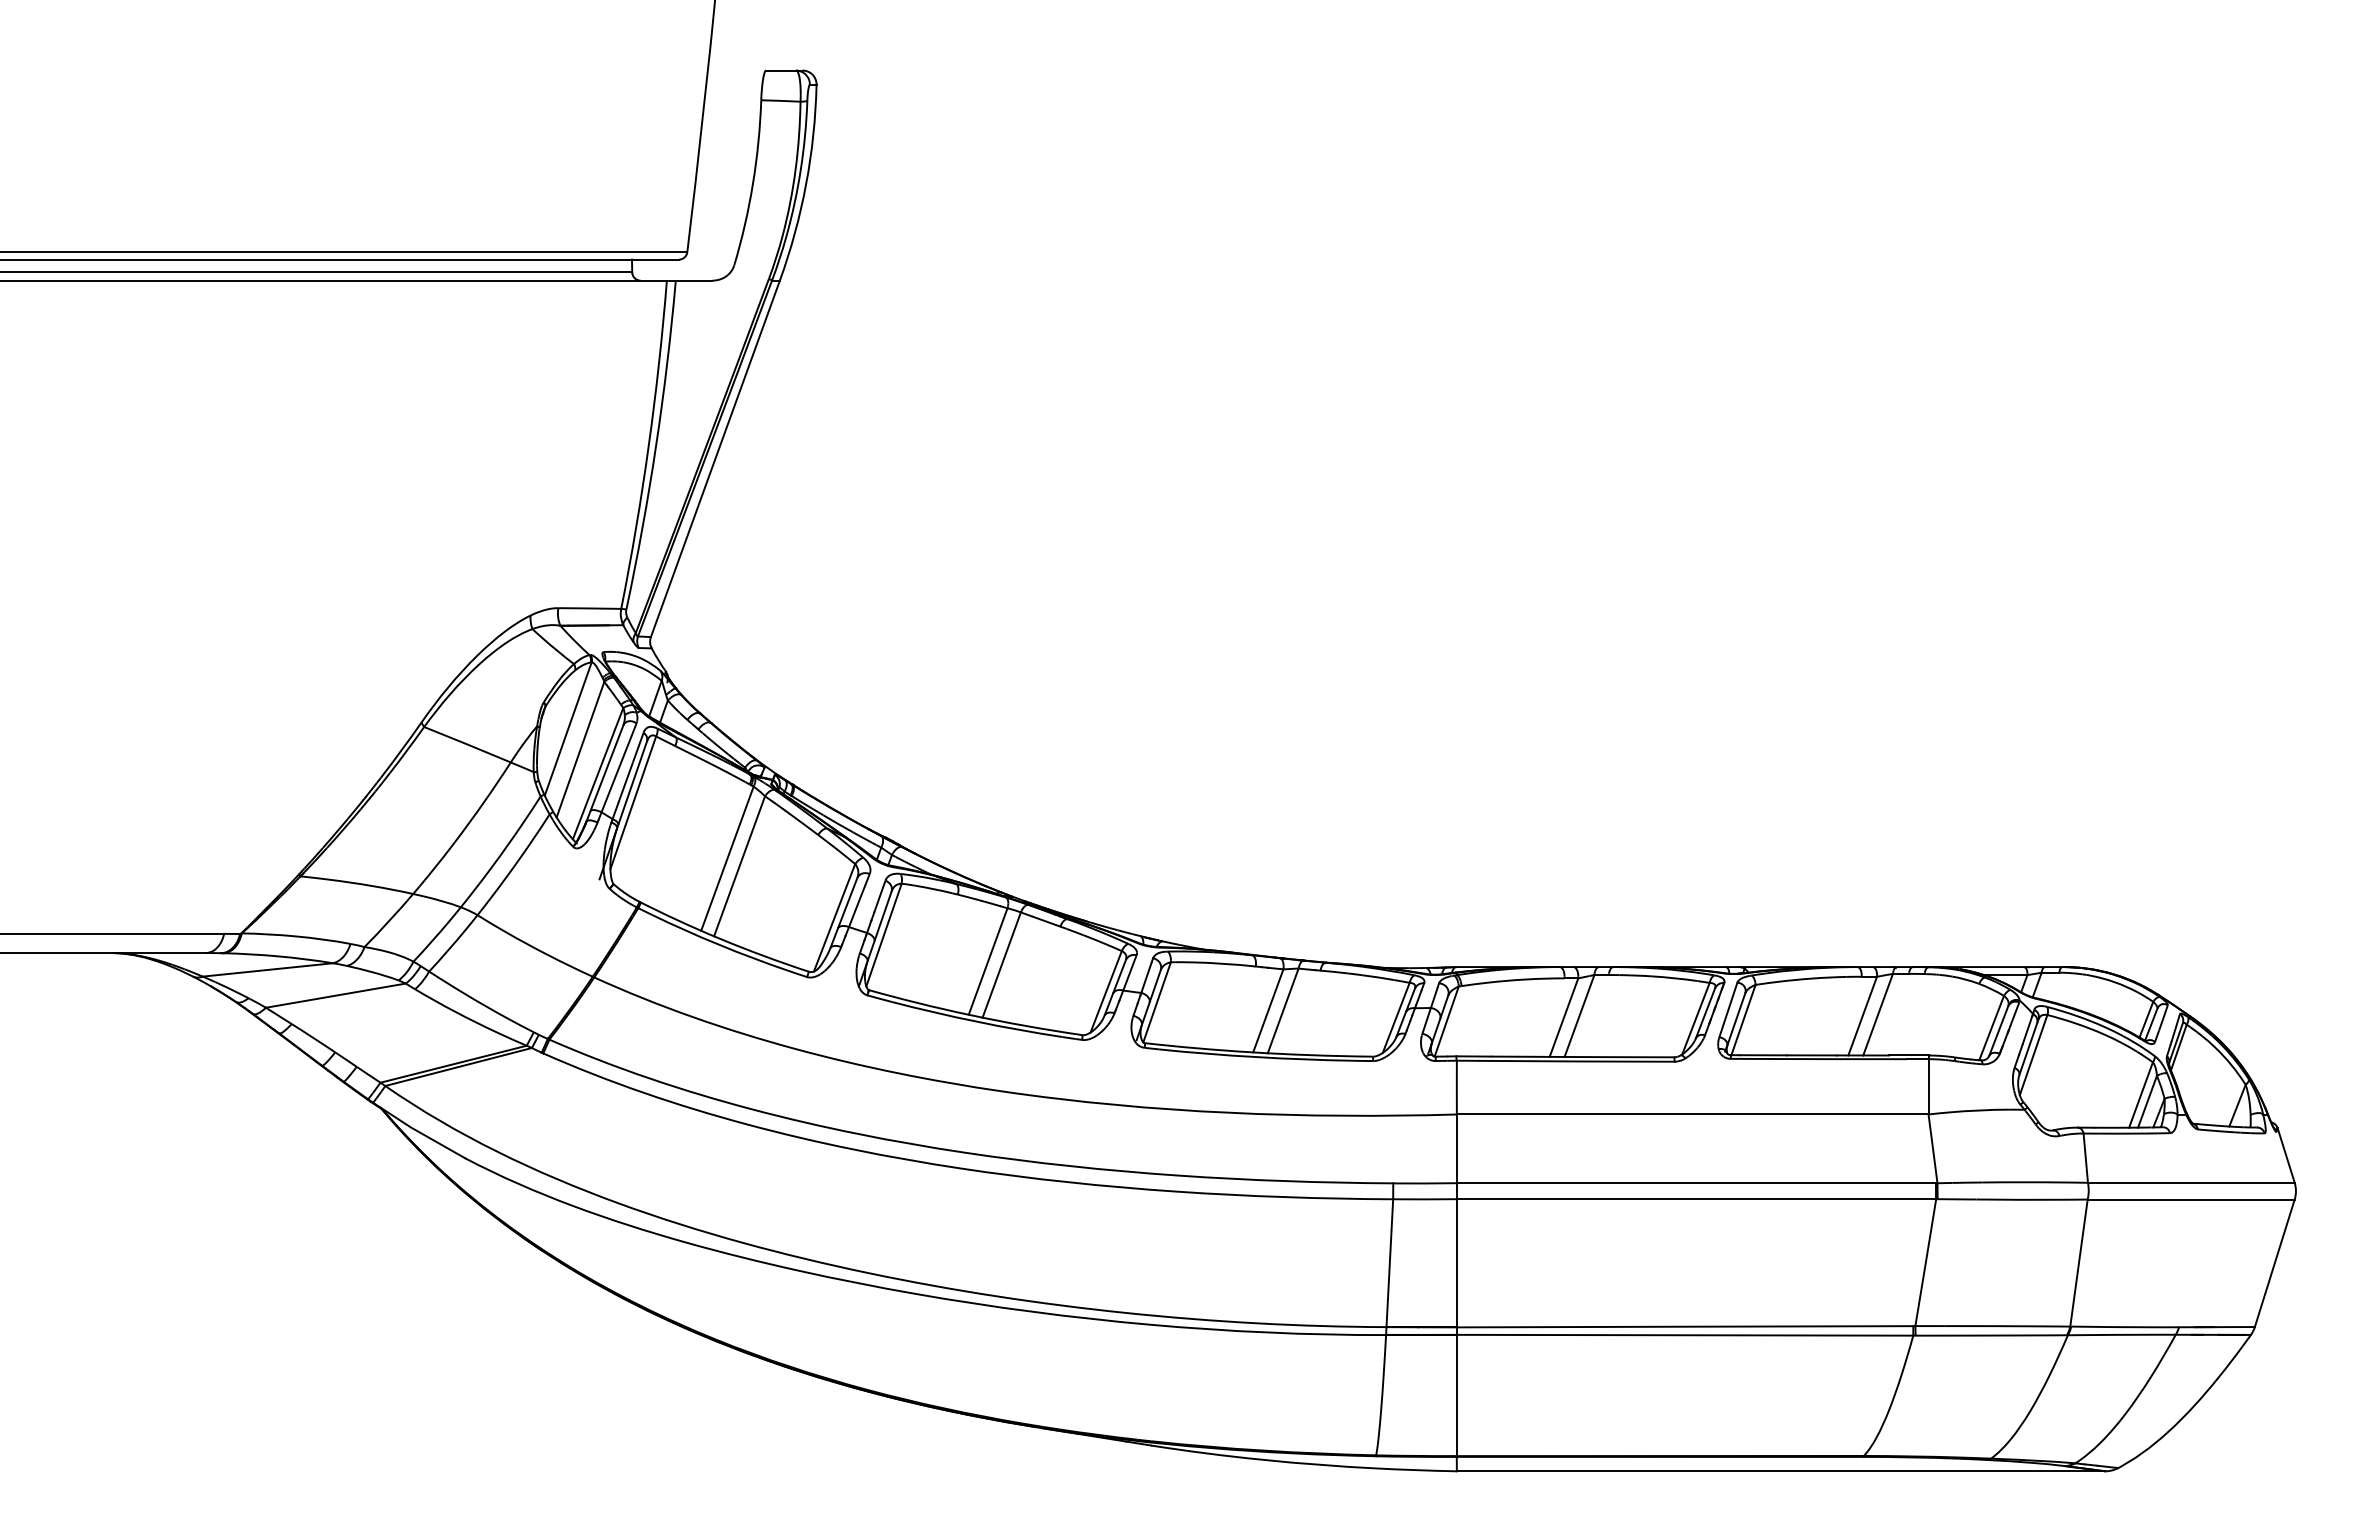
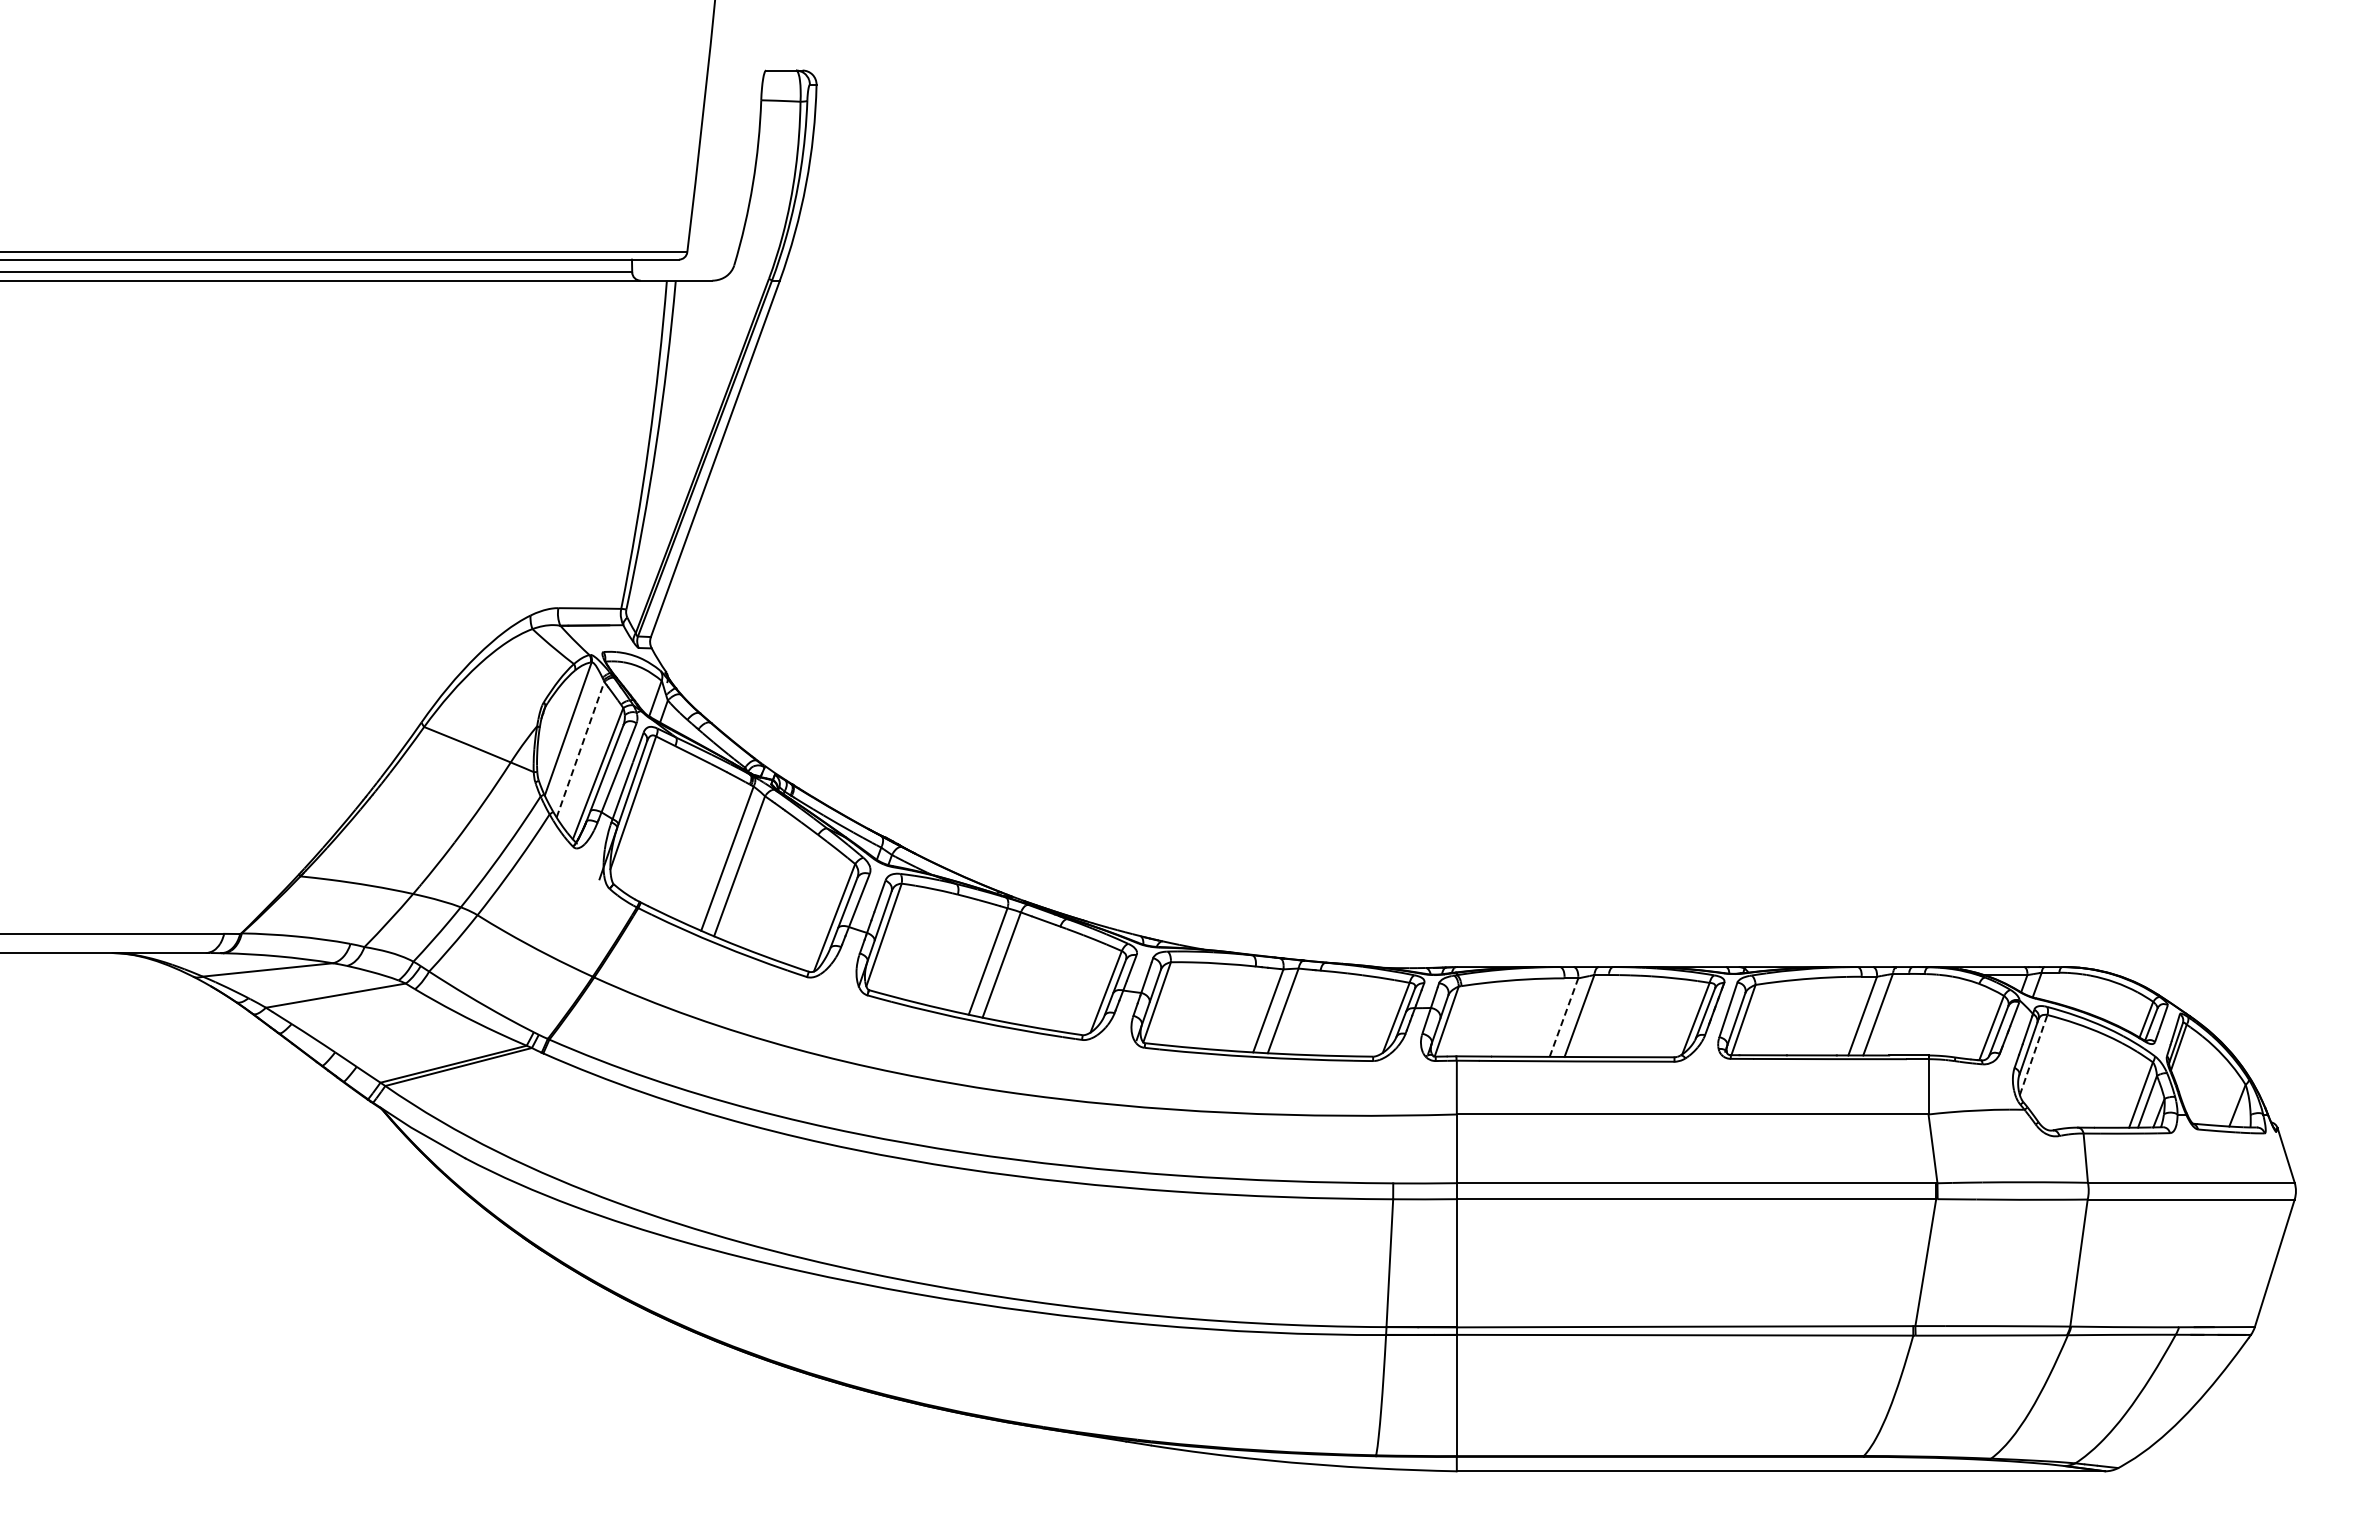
line: solid -> dashed (580, 749)
line: solid -> dashed (1564, 1017)
line: solid -> dashed (2033, 1054)
